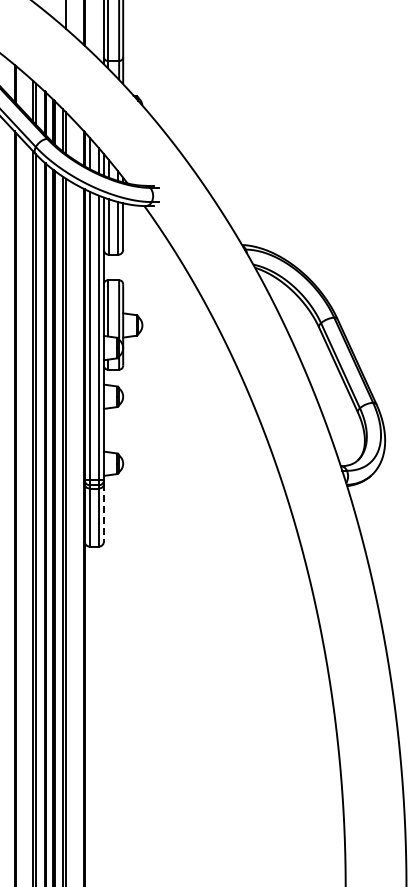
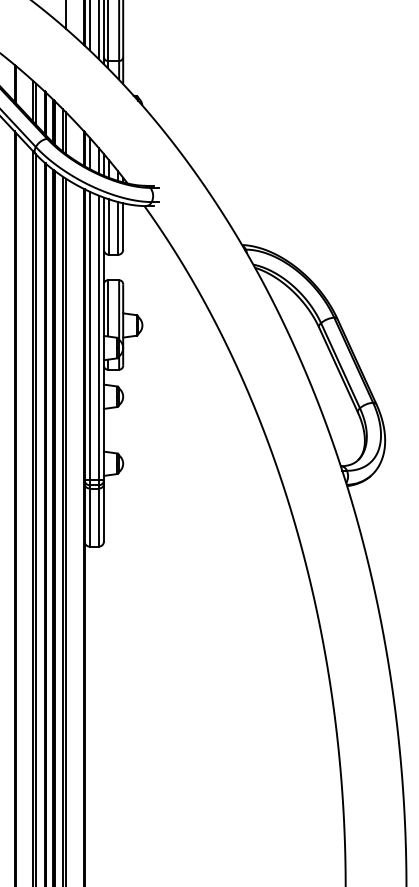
line: none -> present (89, 26)
line: none -> present (98, 30)
line: dashed -> solid (103, 512)
